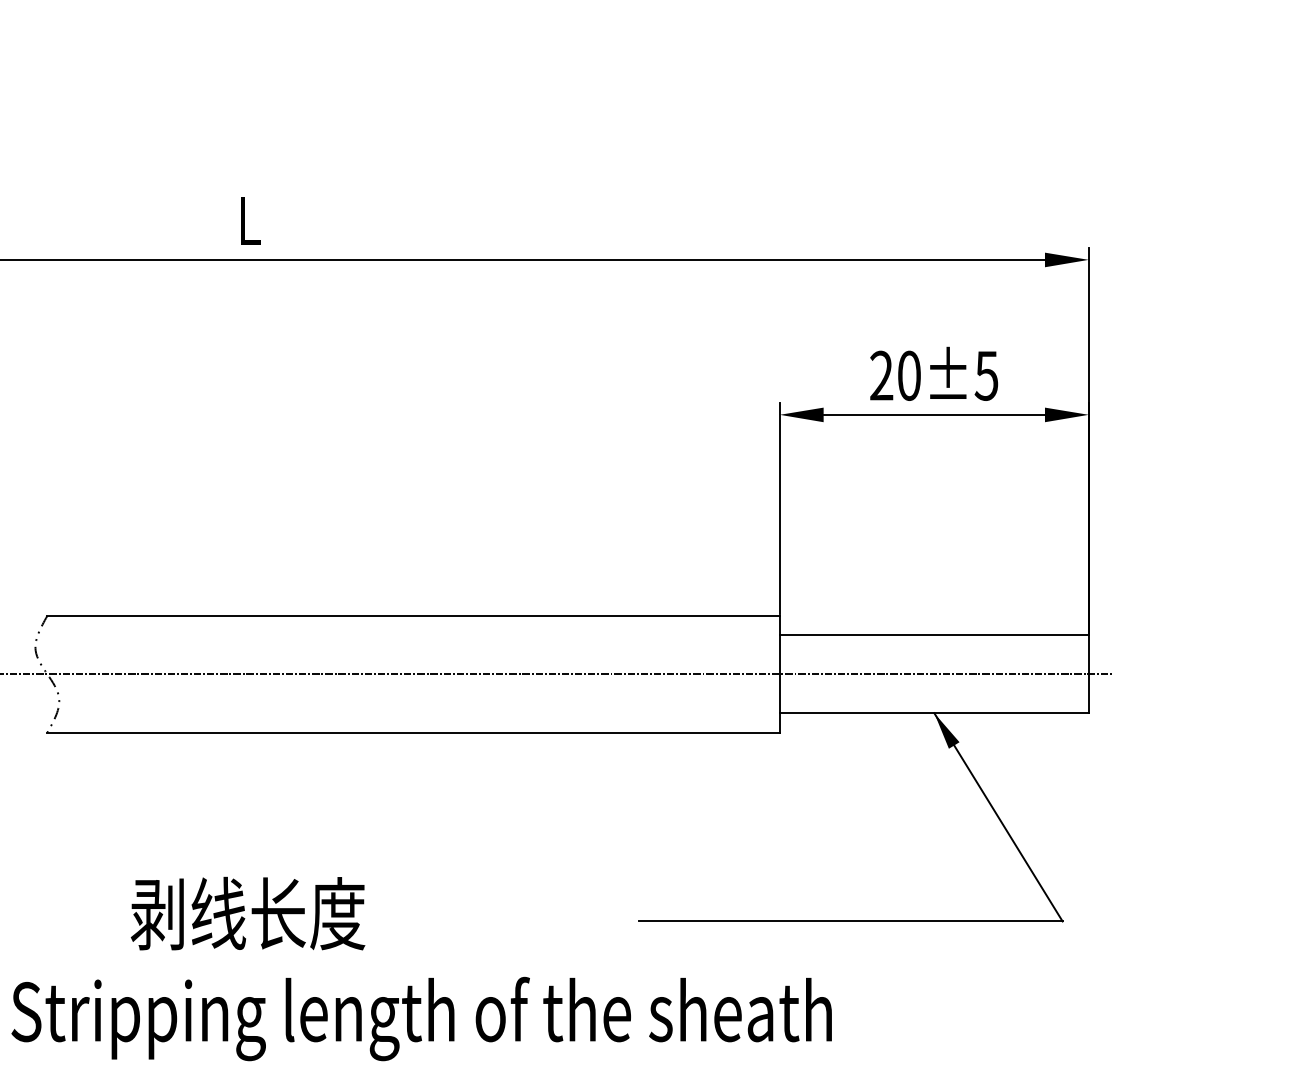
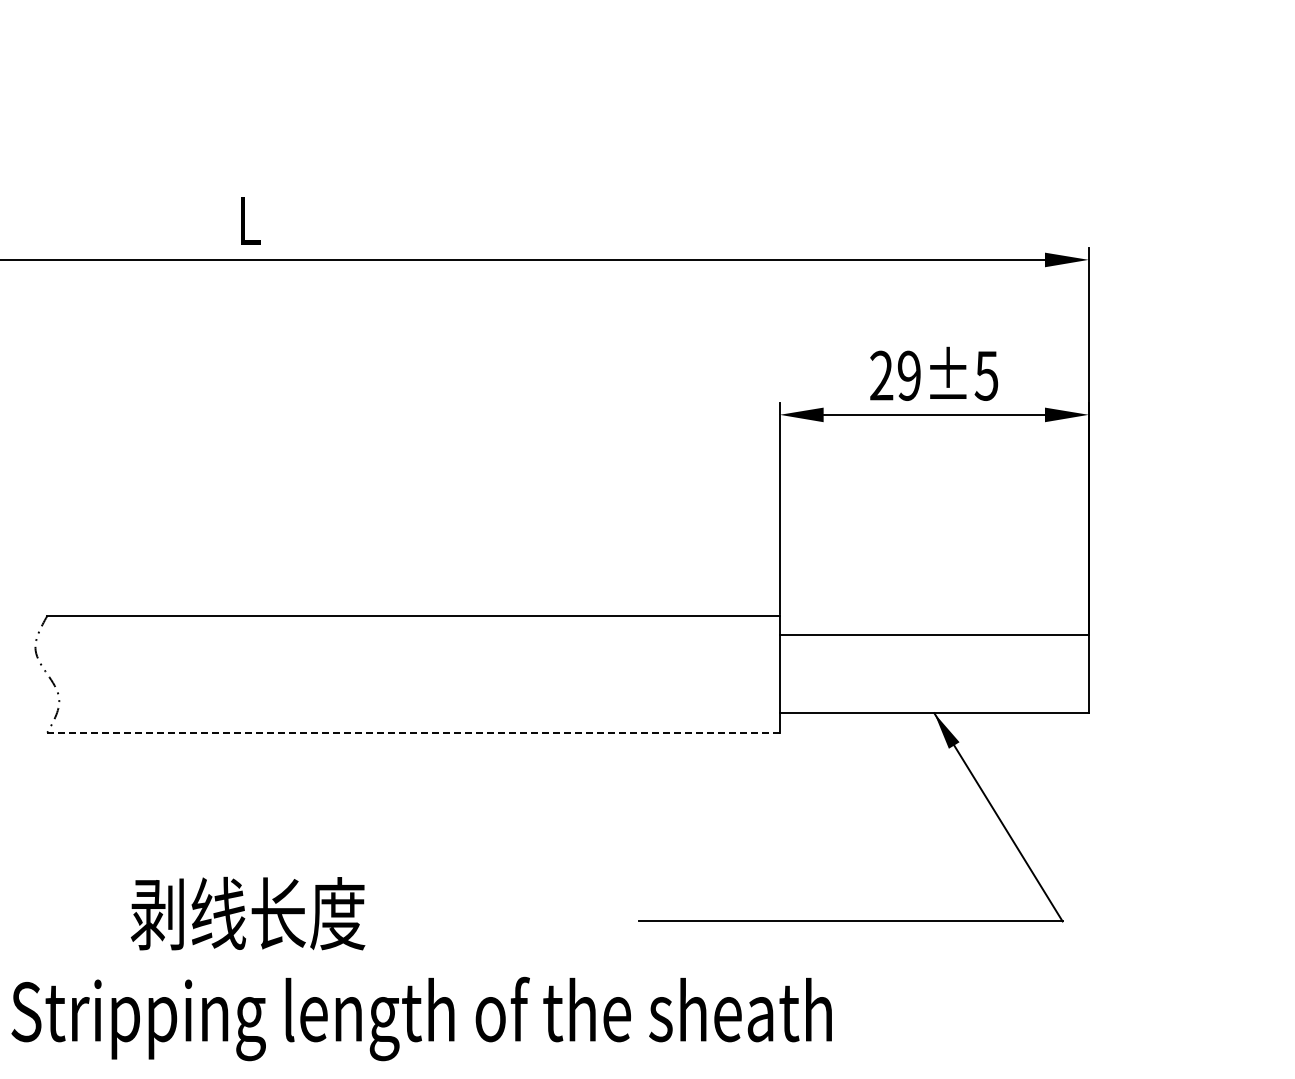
text: 20±5 -> 29±5 (908, 375)
line: present -> none (557, 674)
line: solid -> dashed (414, 732)
